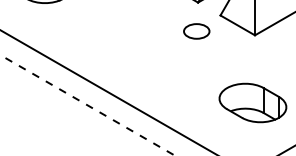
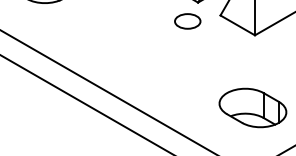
part position: (196, 31) -> (187, 21) (187, 21)
part position: (252, 102) -> (252, 107) (252, 107)
line: dashed -> solid (88, 105)
